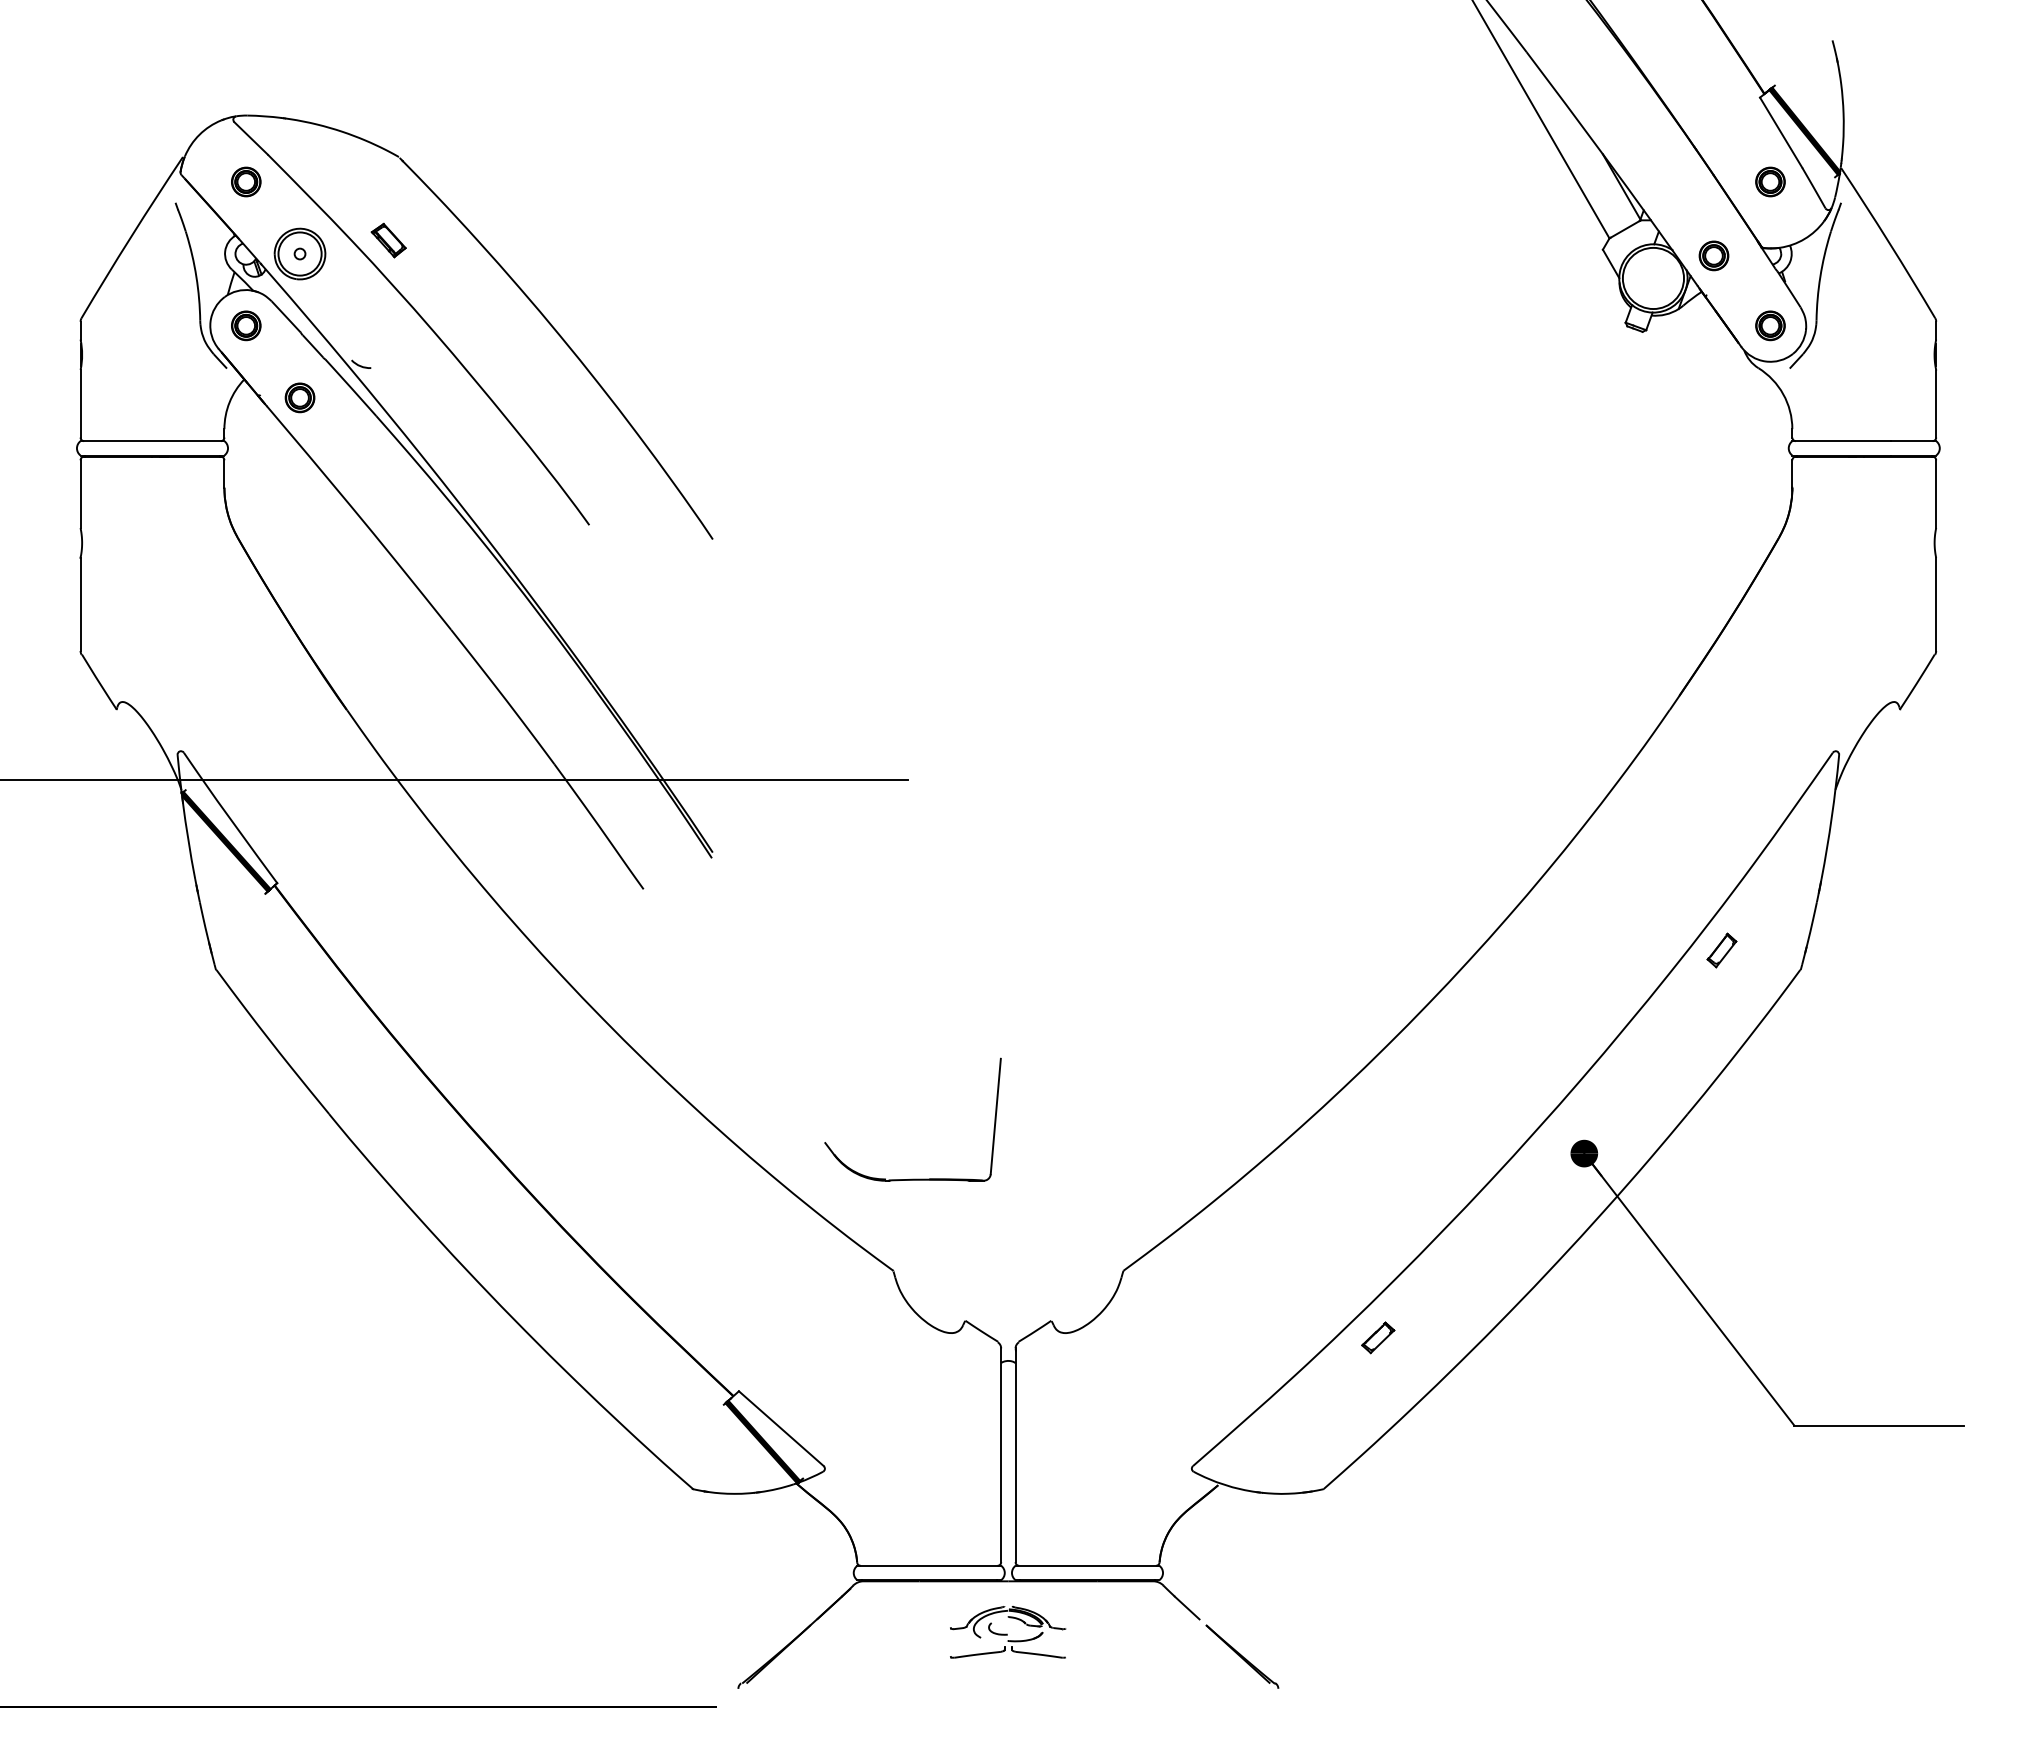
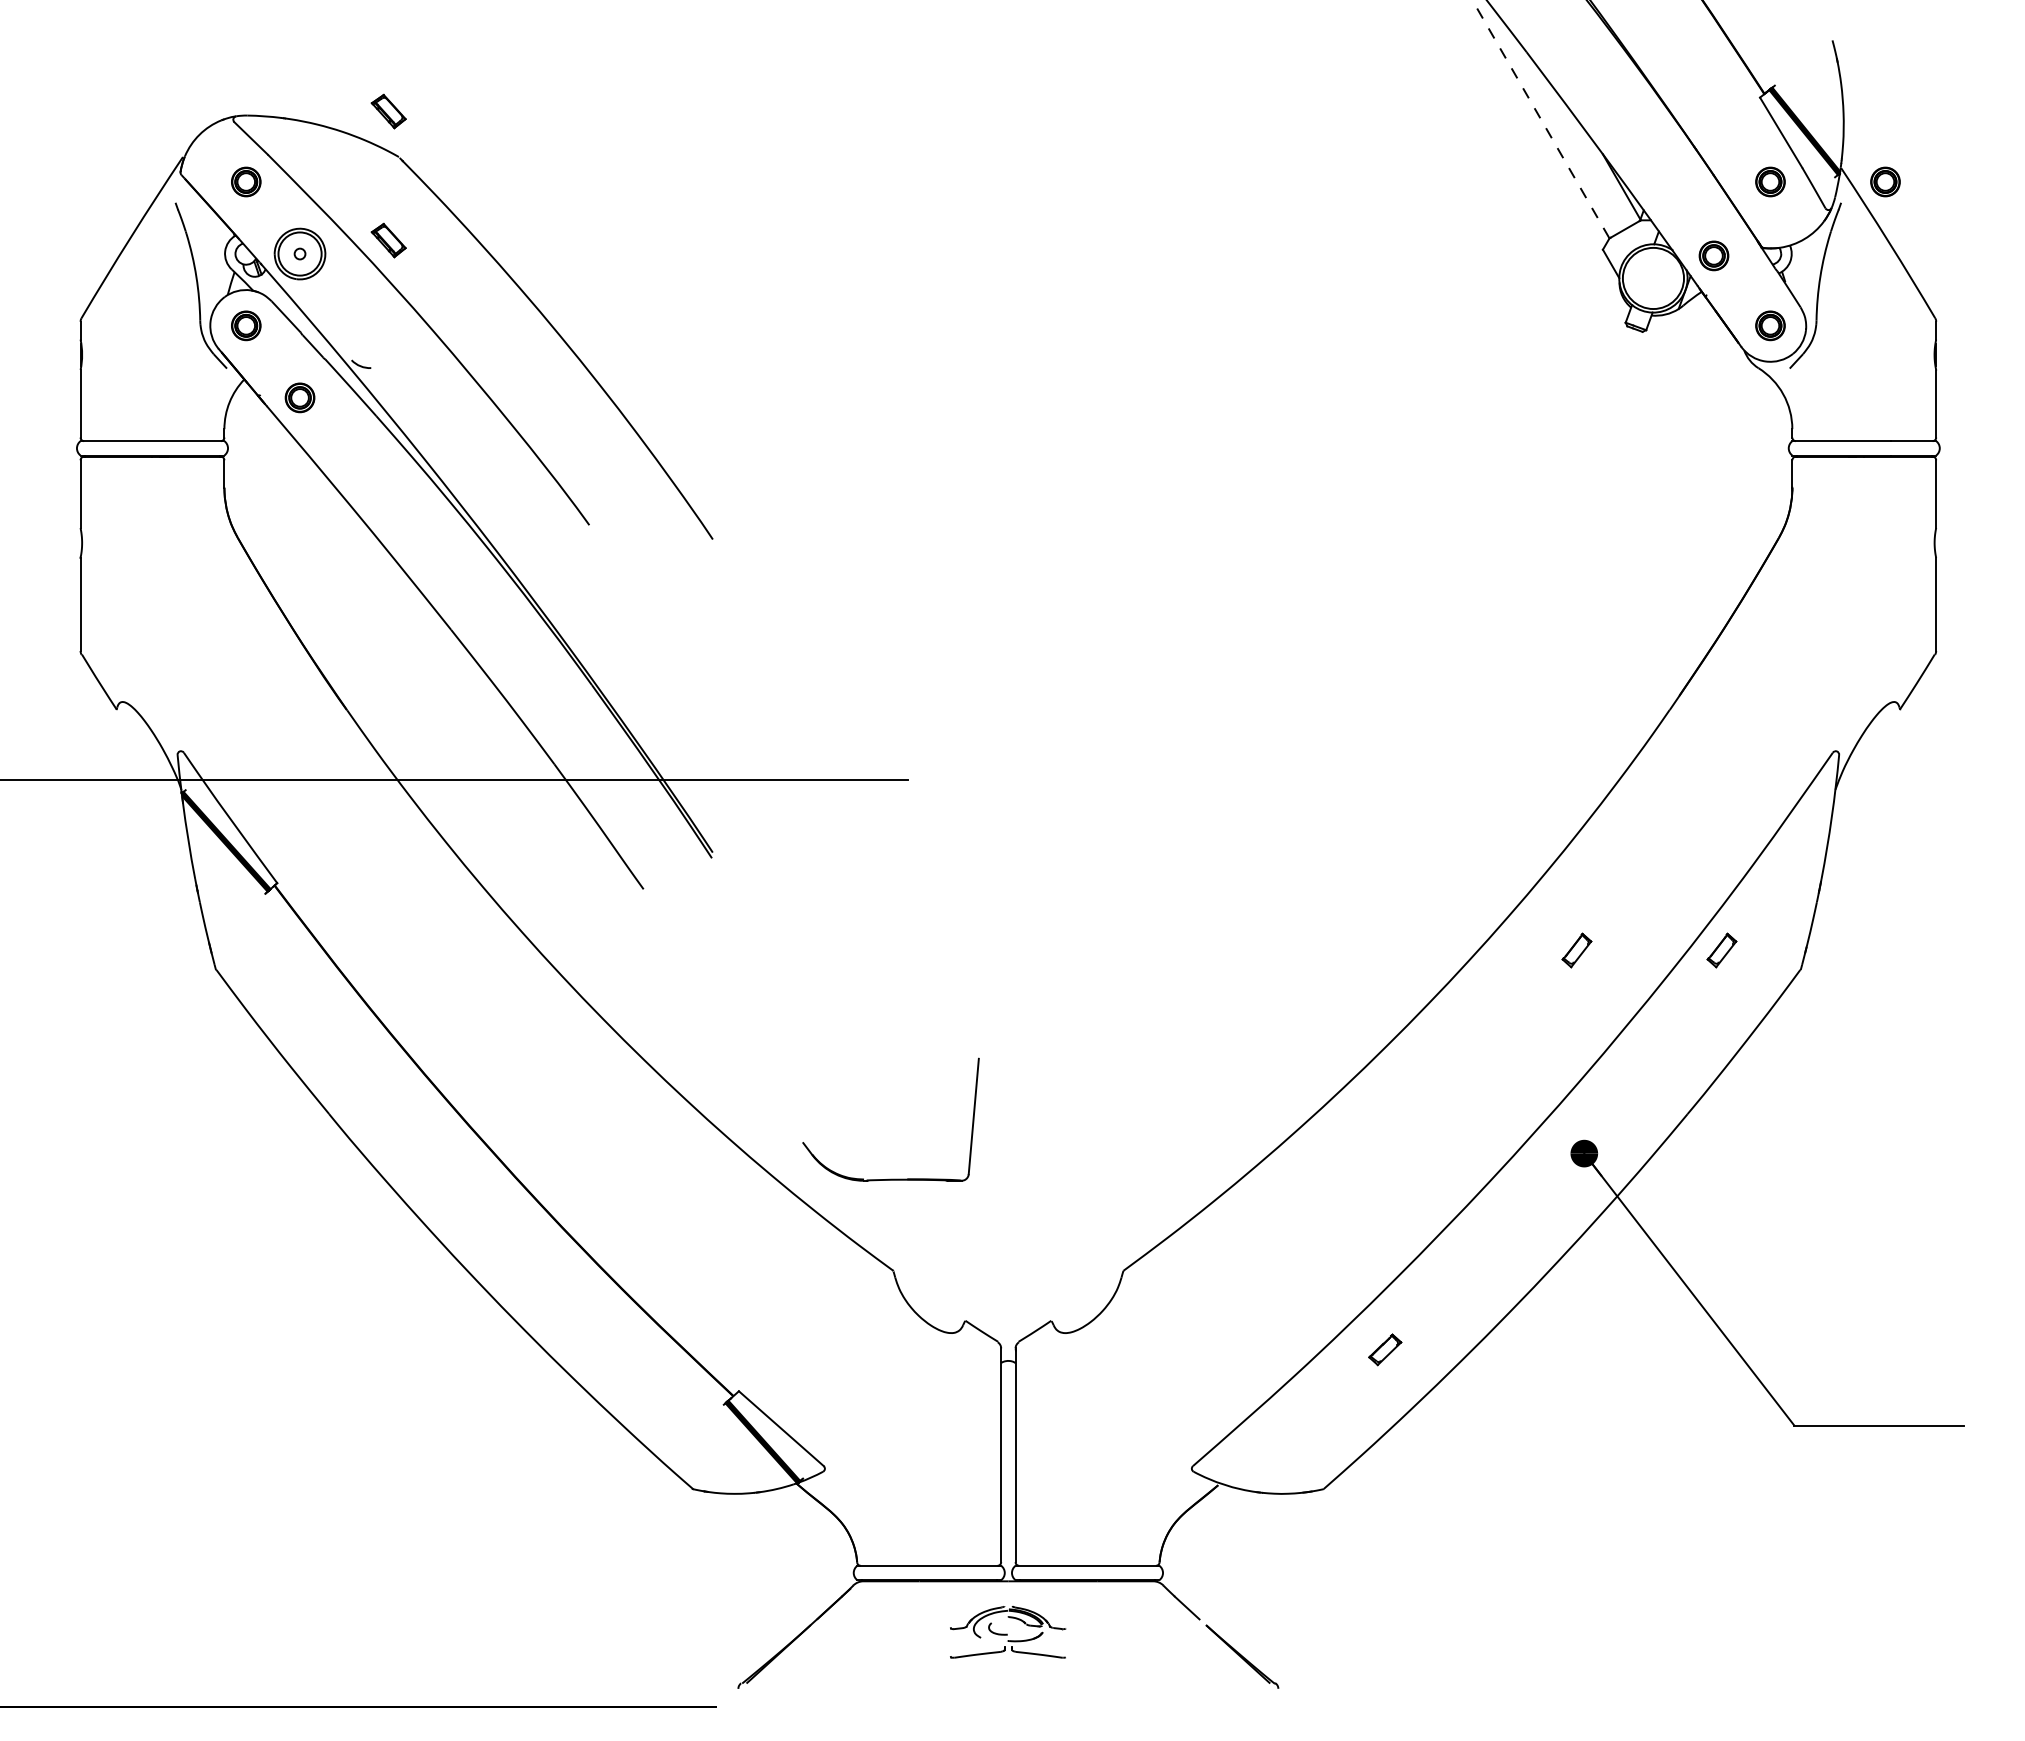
part: none -> present (388, 111)
line: solid -> dashed (1541, 119)
part: none -> present (1885, 181)
part: none -> present (1576, 950)
part position: (912, 1178) -> (890, 1178) (890, 1178)
part position: (1378, 1337) -> (1385, 1349) (1385, 1349)
